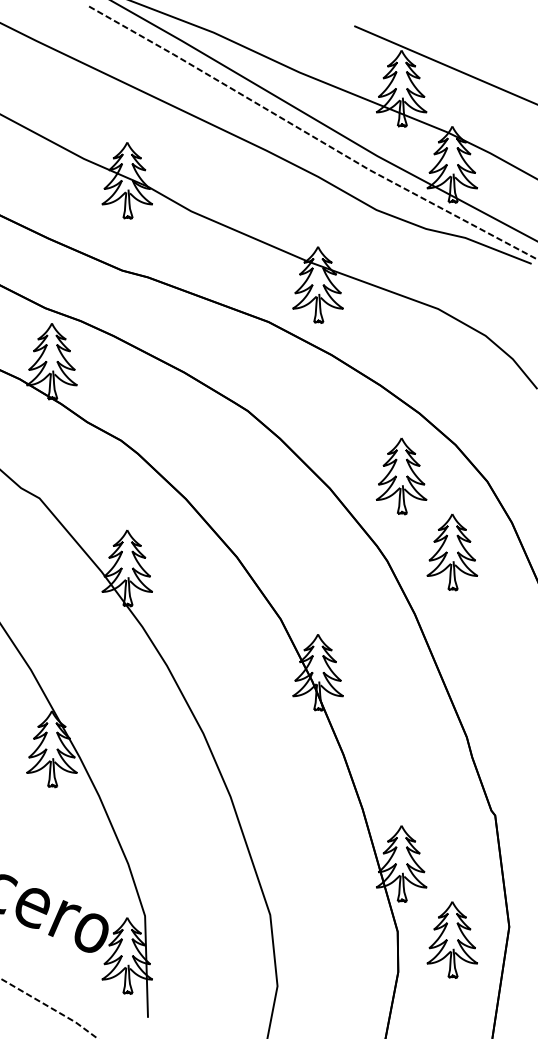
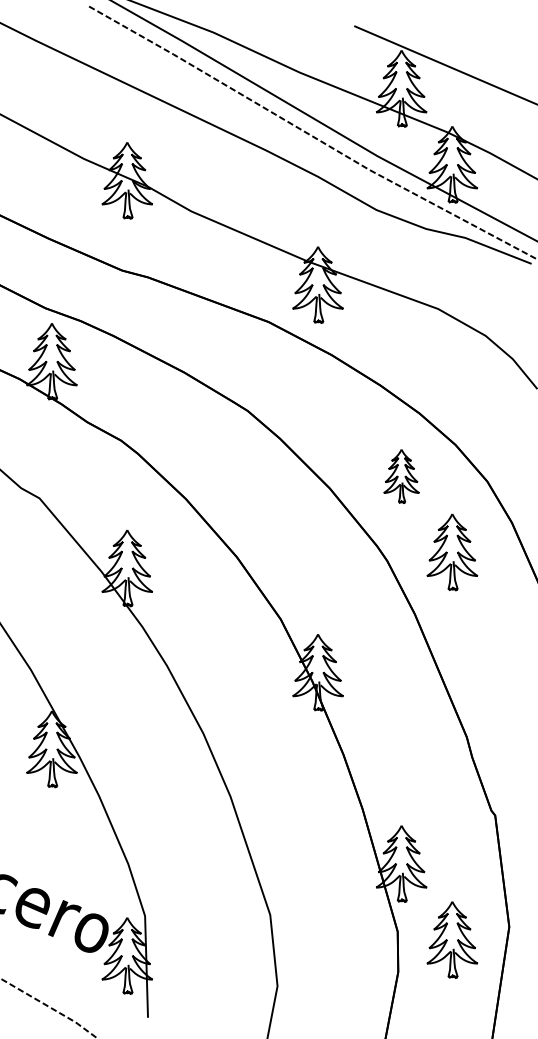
part size: 53x79 px -> 37x56 px (401, 476)
